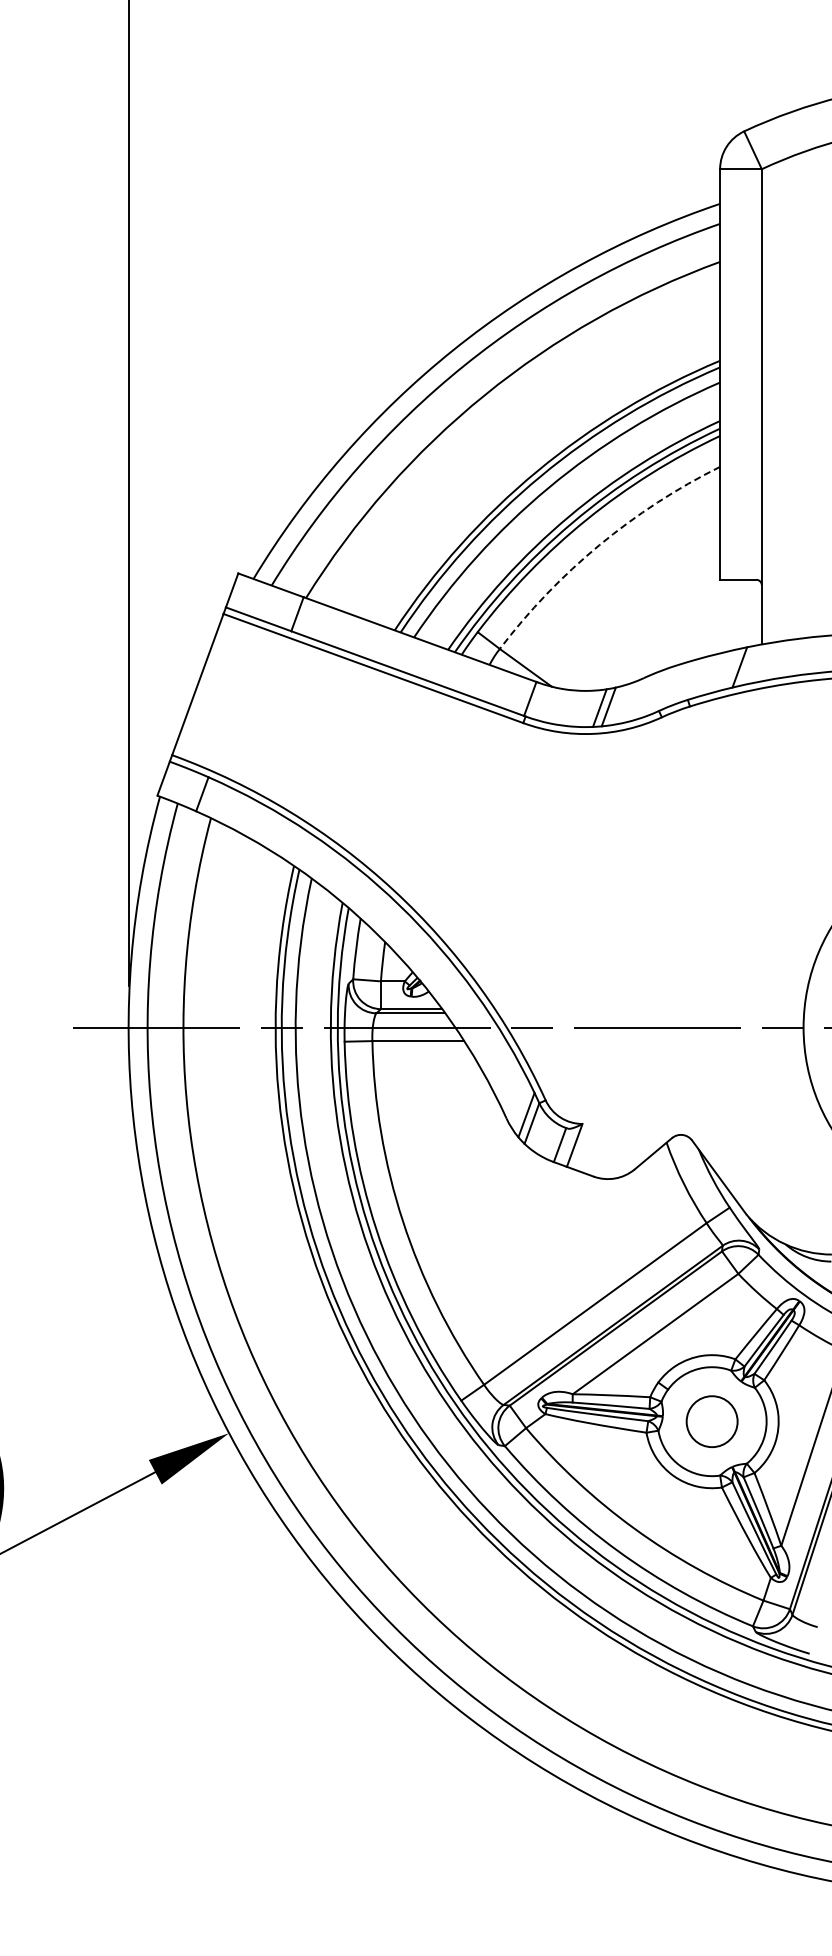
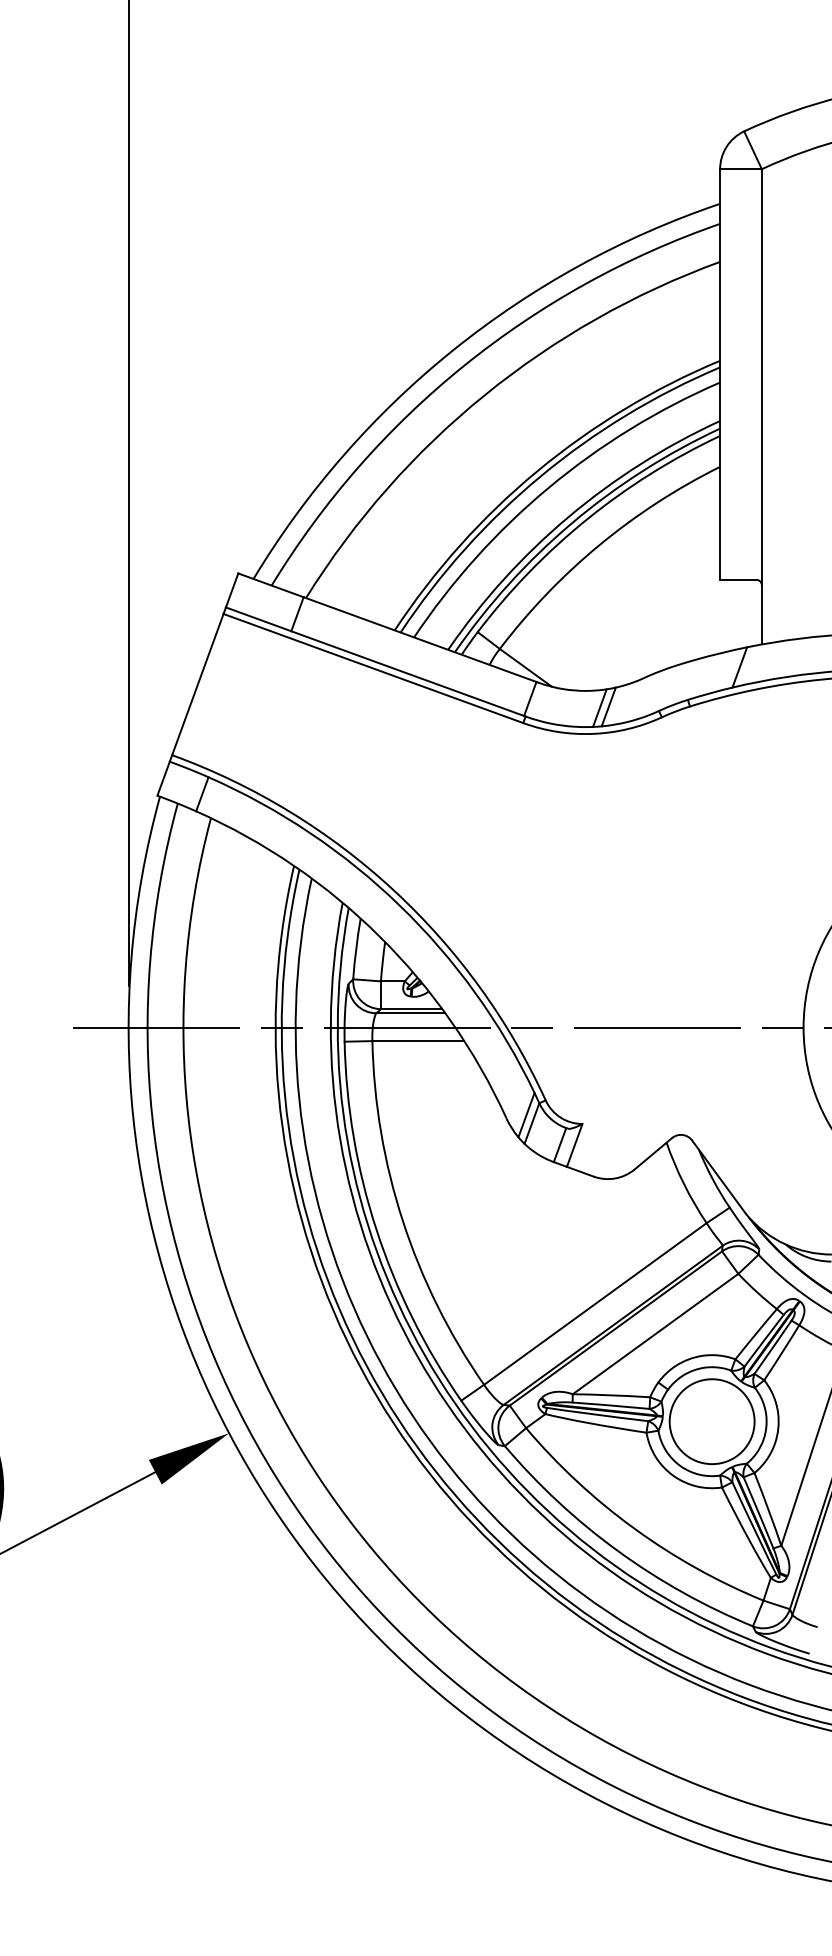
arc: dashed -> solid (599, 545)
circle diameter: 51 px -> 85 px (711, 1421)
